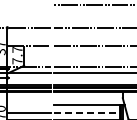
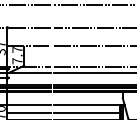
line: none -> present (26, 5)
line: none -> present (26, 105)
line: dashed -> solid (87, 113)
